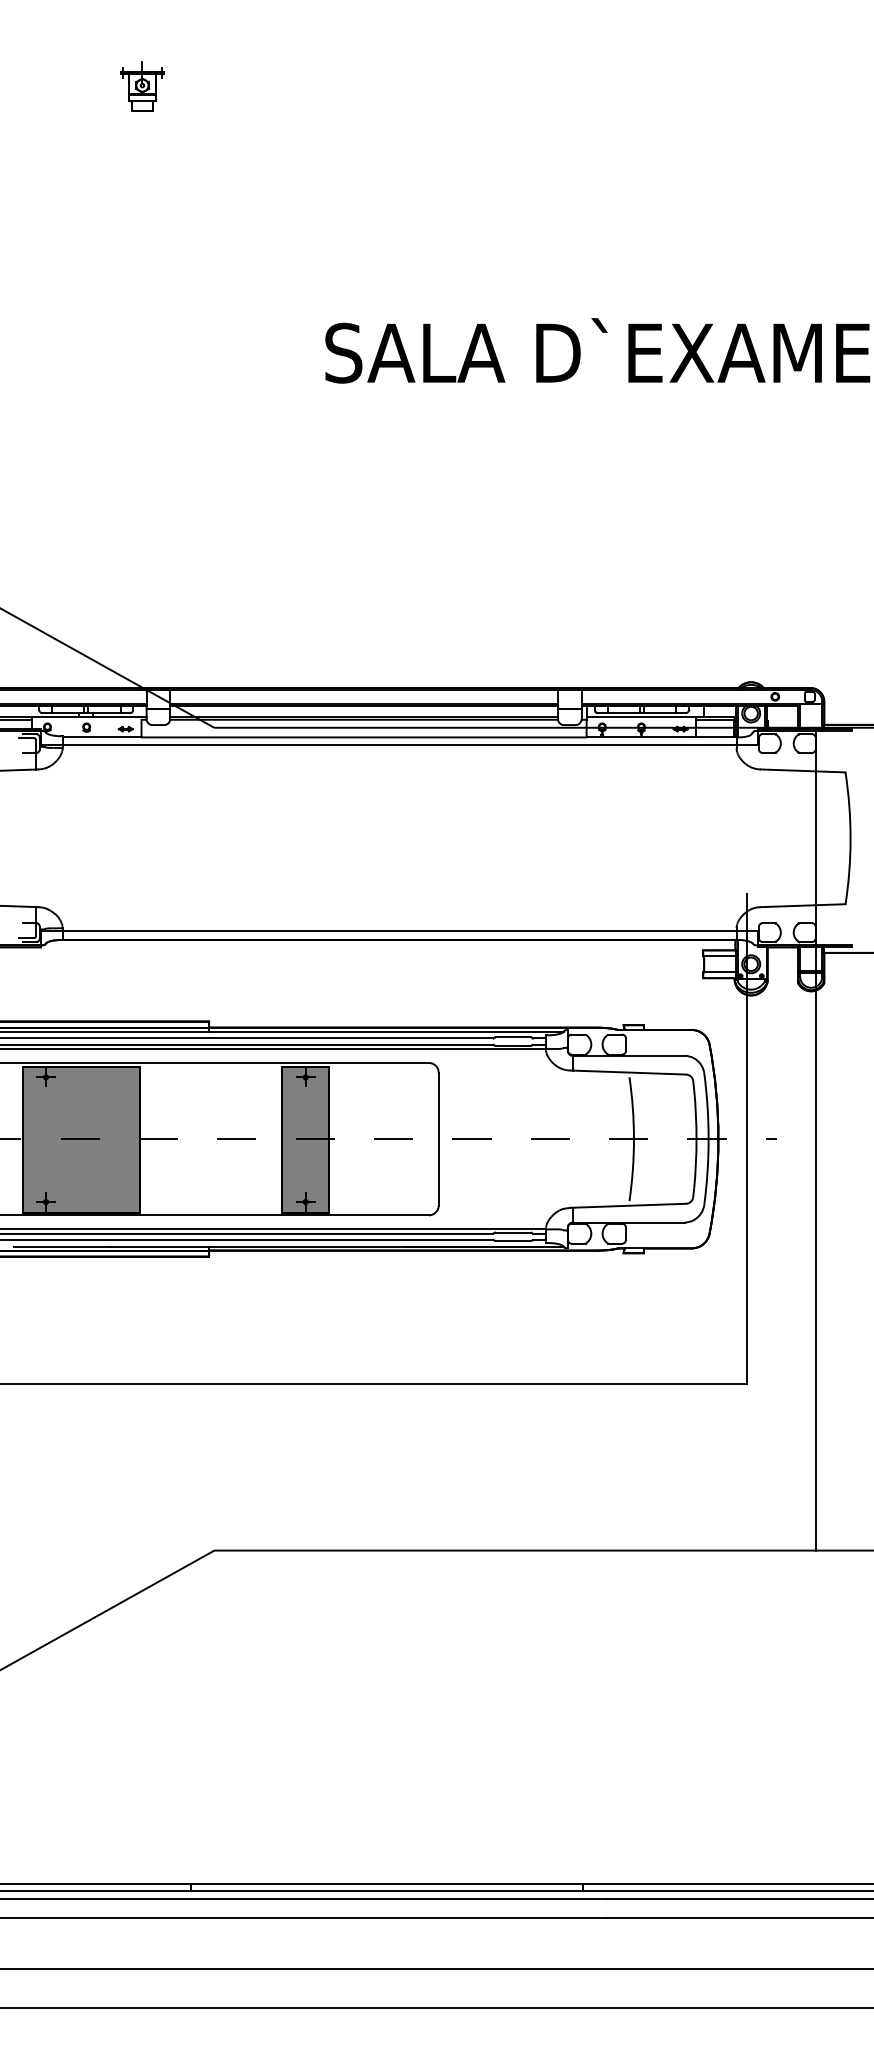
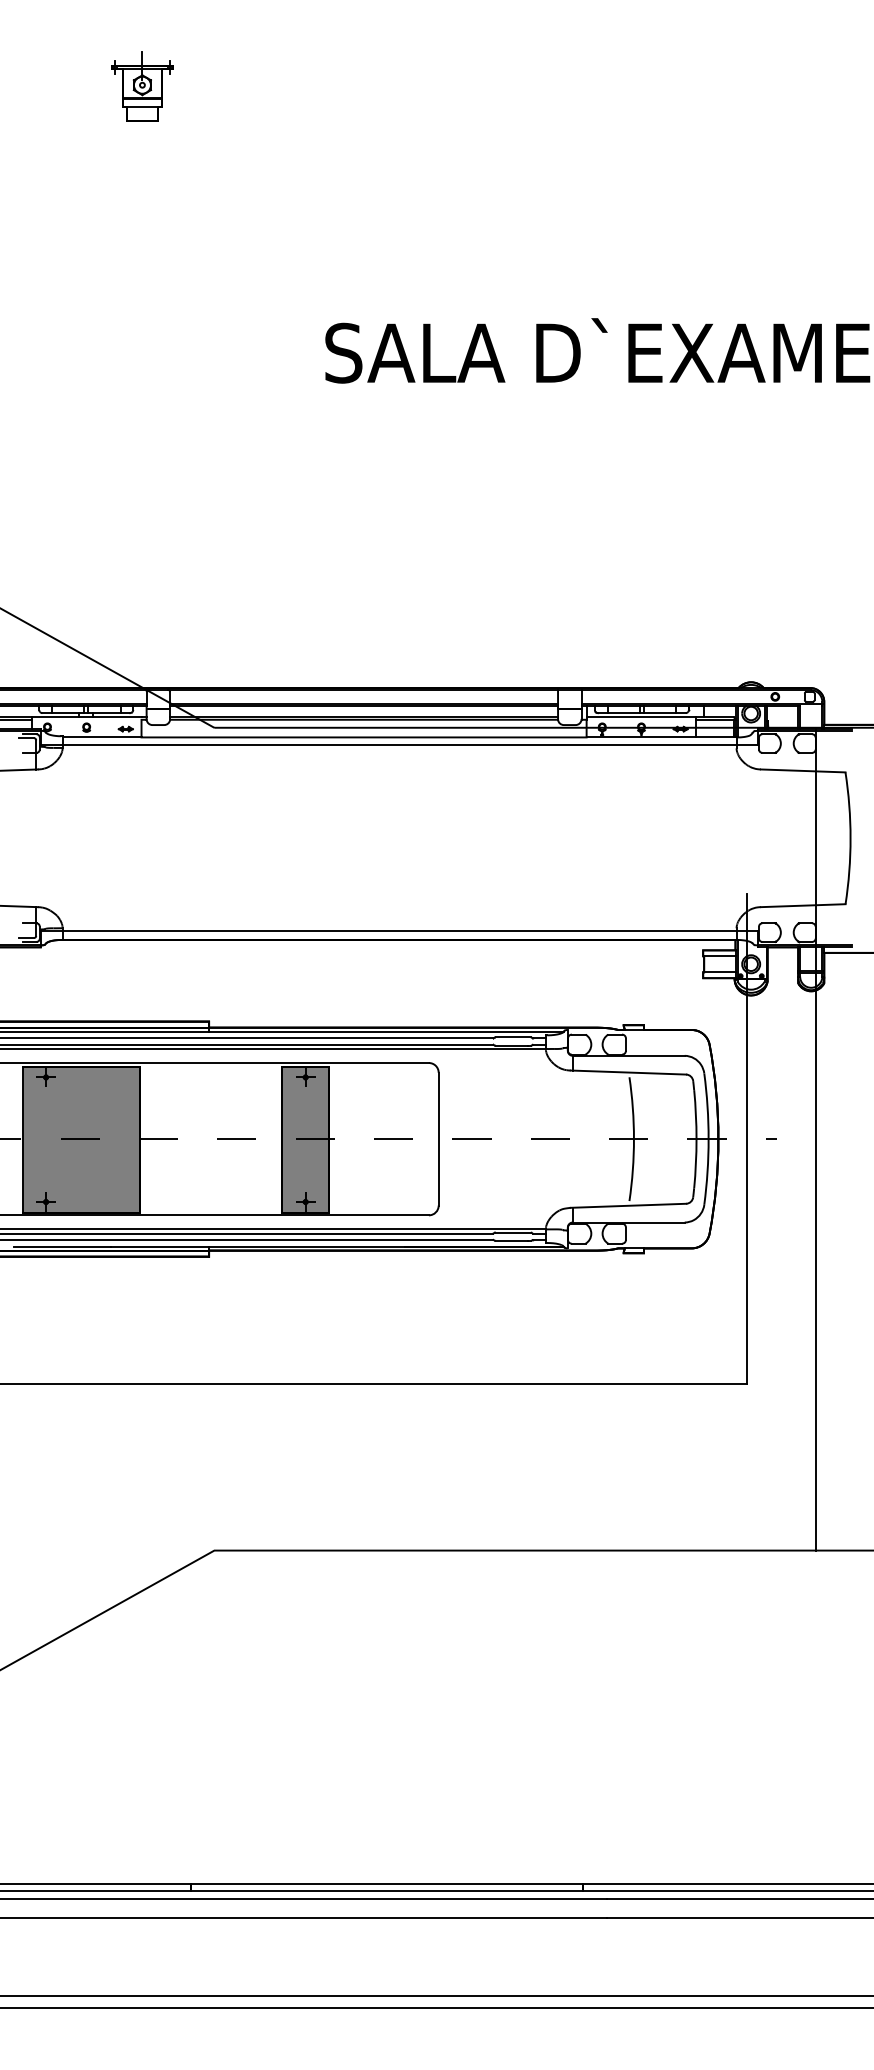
part size: 45x51 px -> 63x71 px (142, 86)
line position: (436, 1968) -> (436, 1995) (436, 1995)
